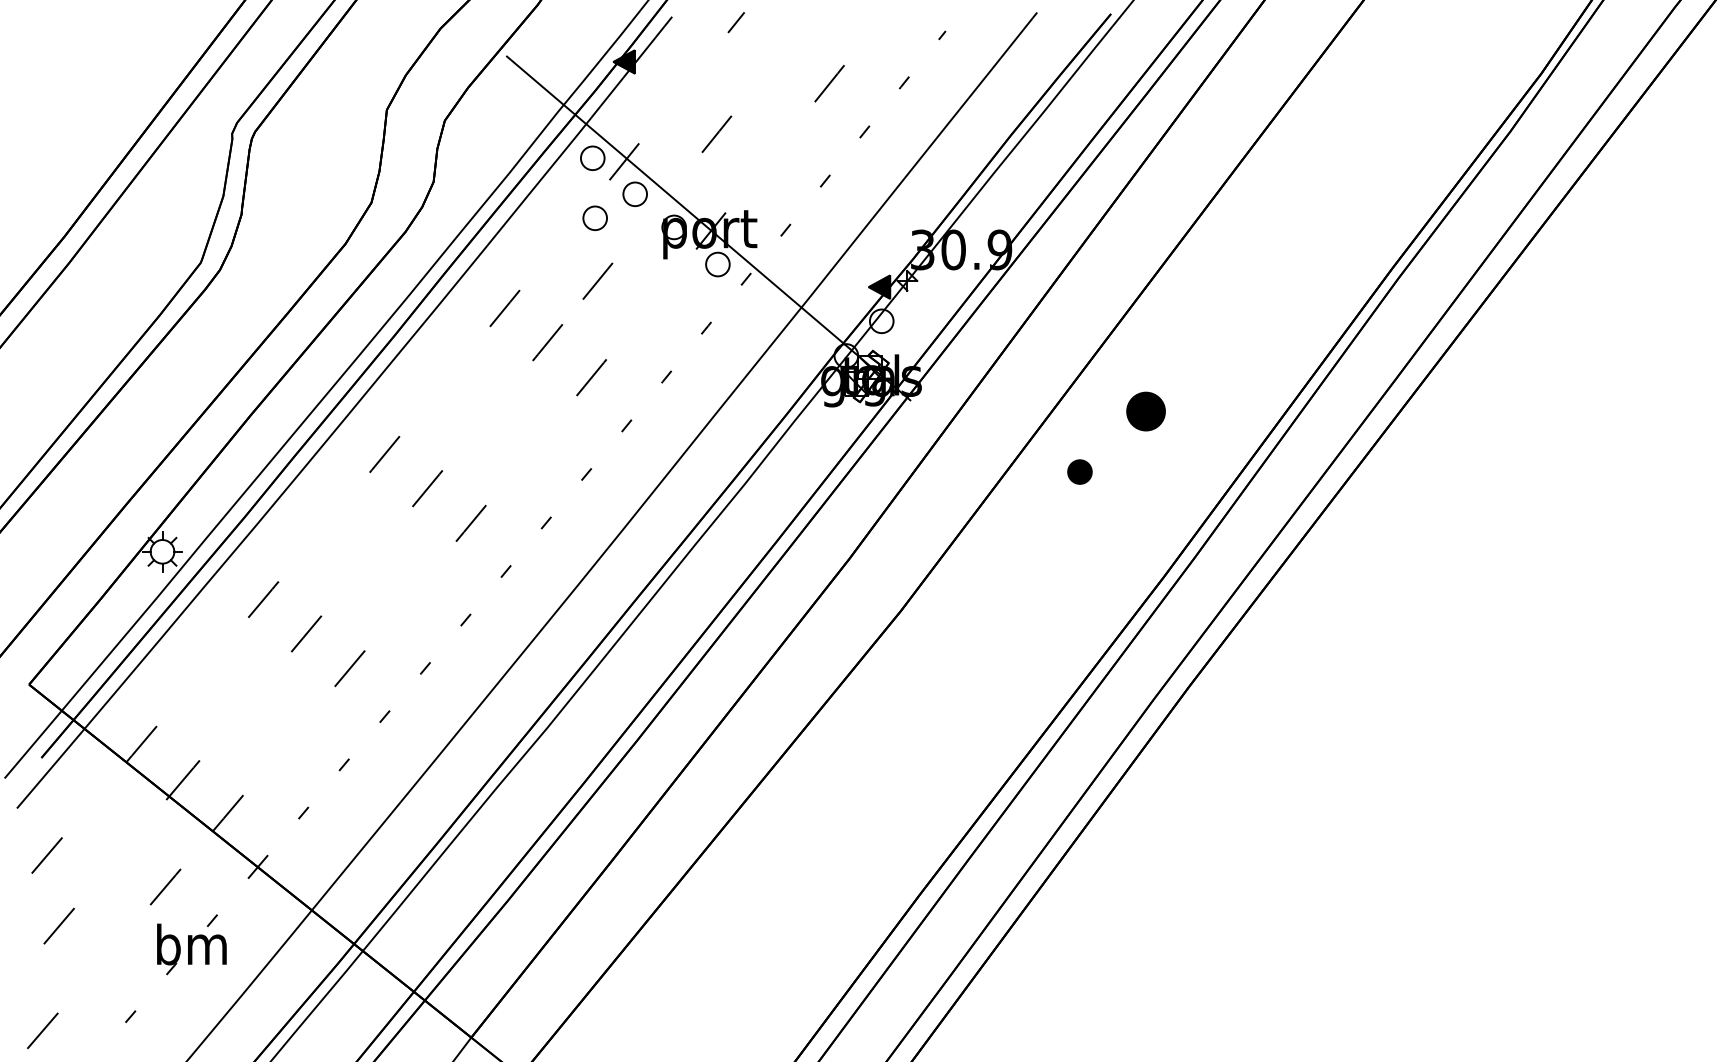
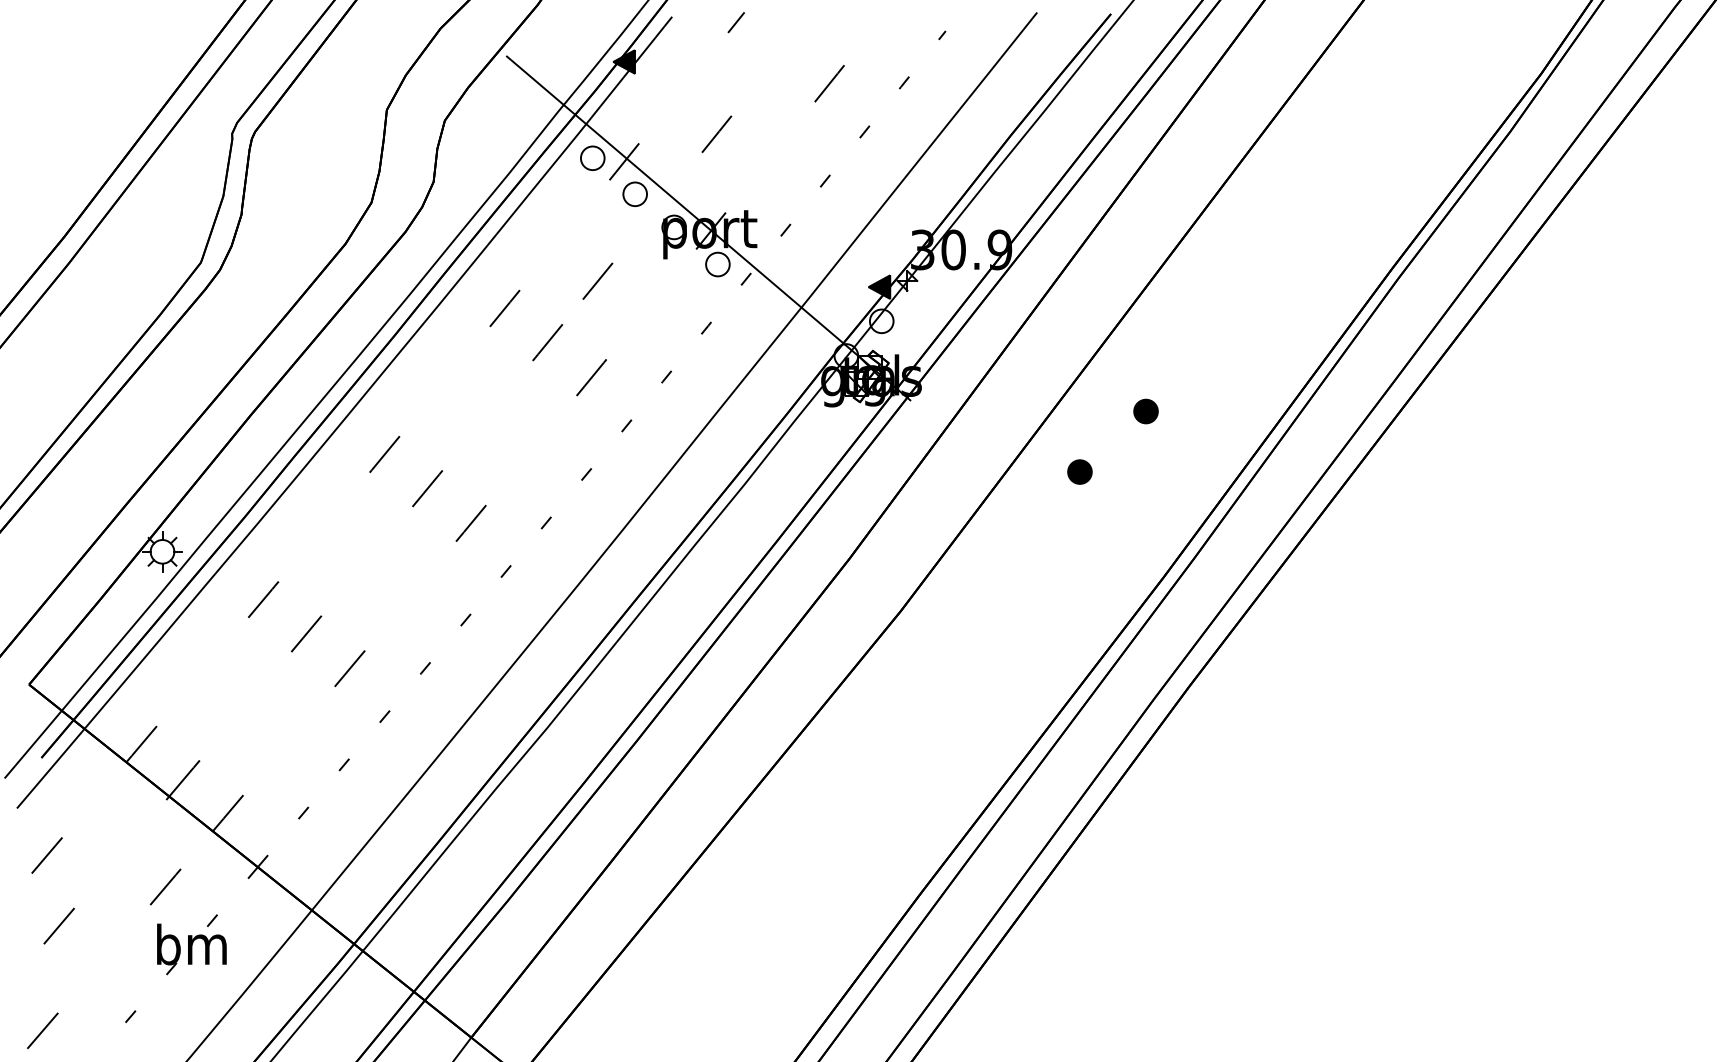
part: present -> none (594, 217)
part size: 40x41 px -> 26x27 px (1145, 411)
